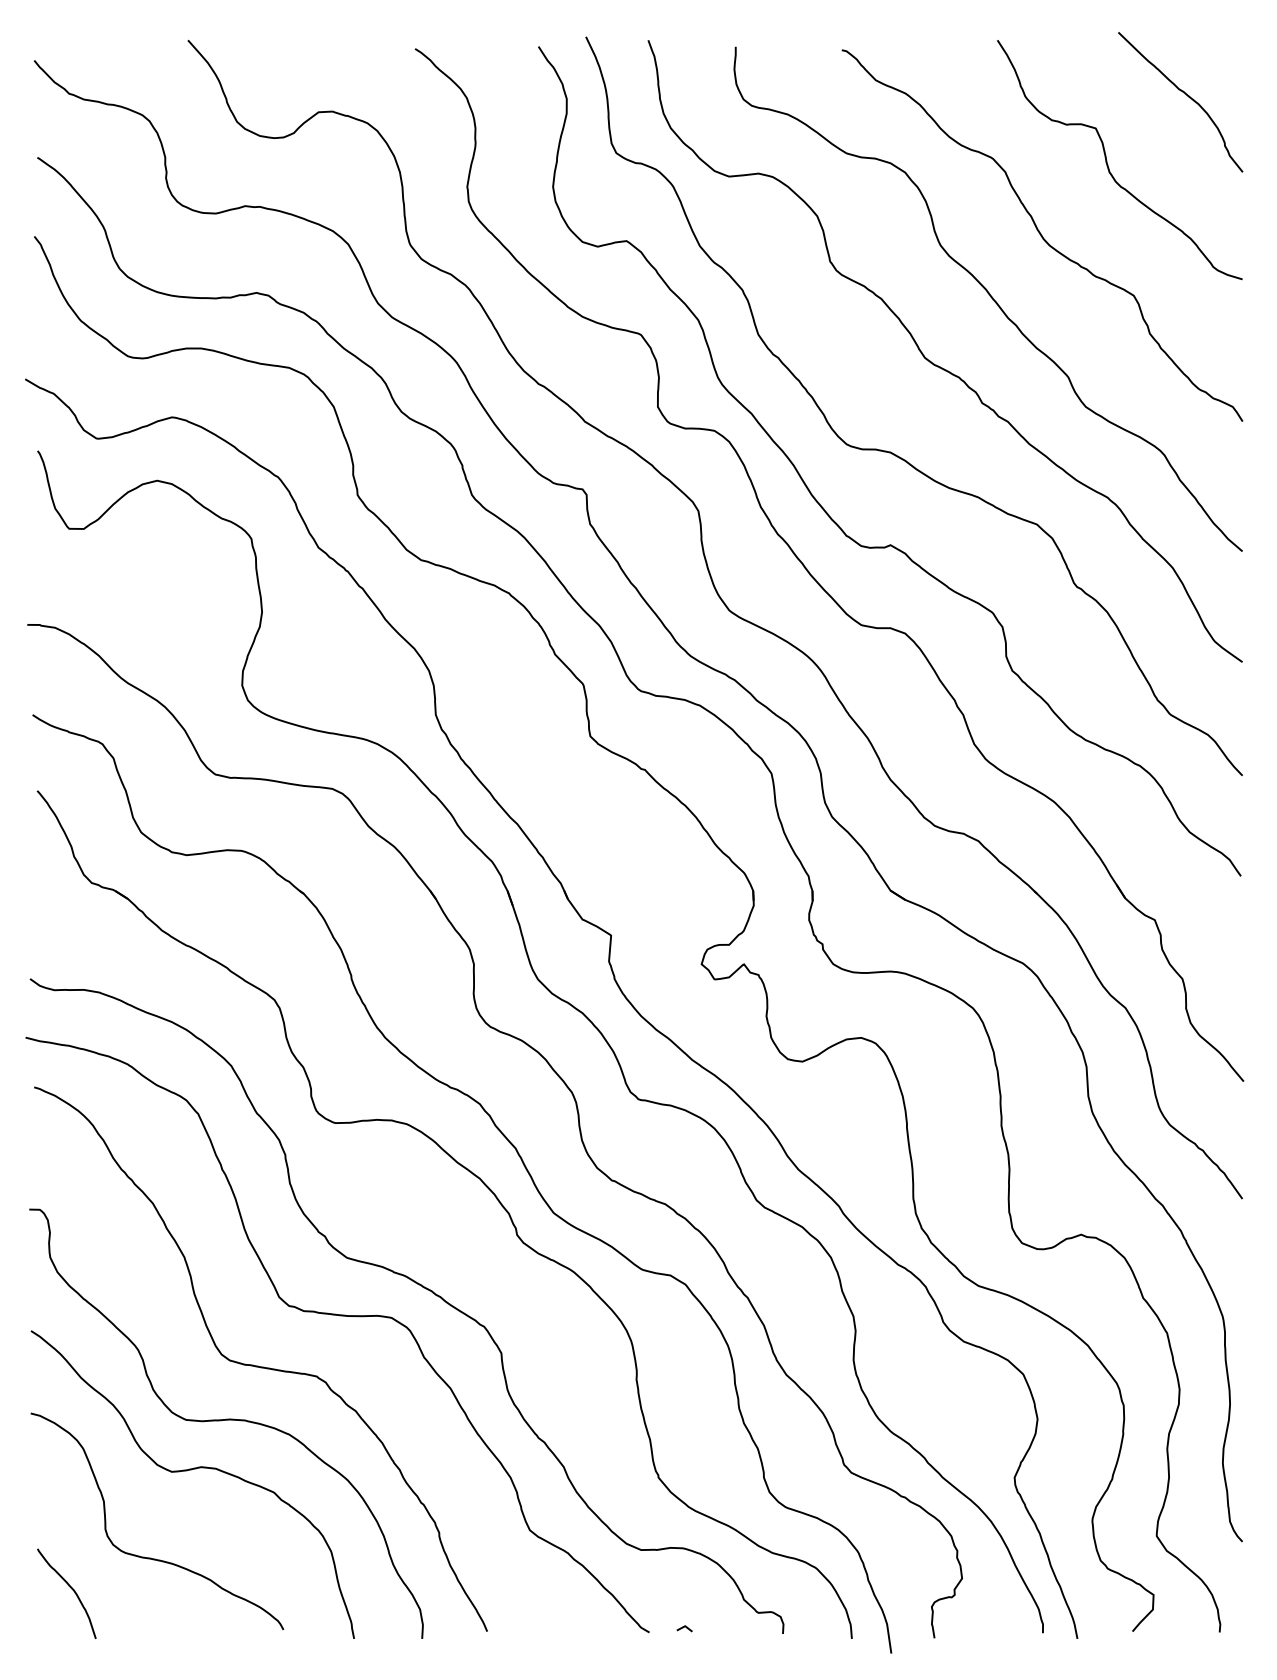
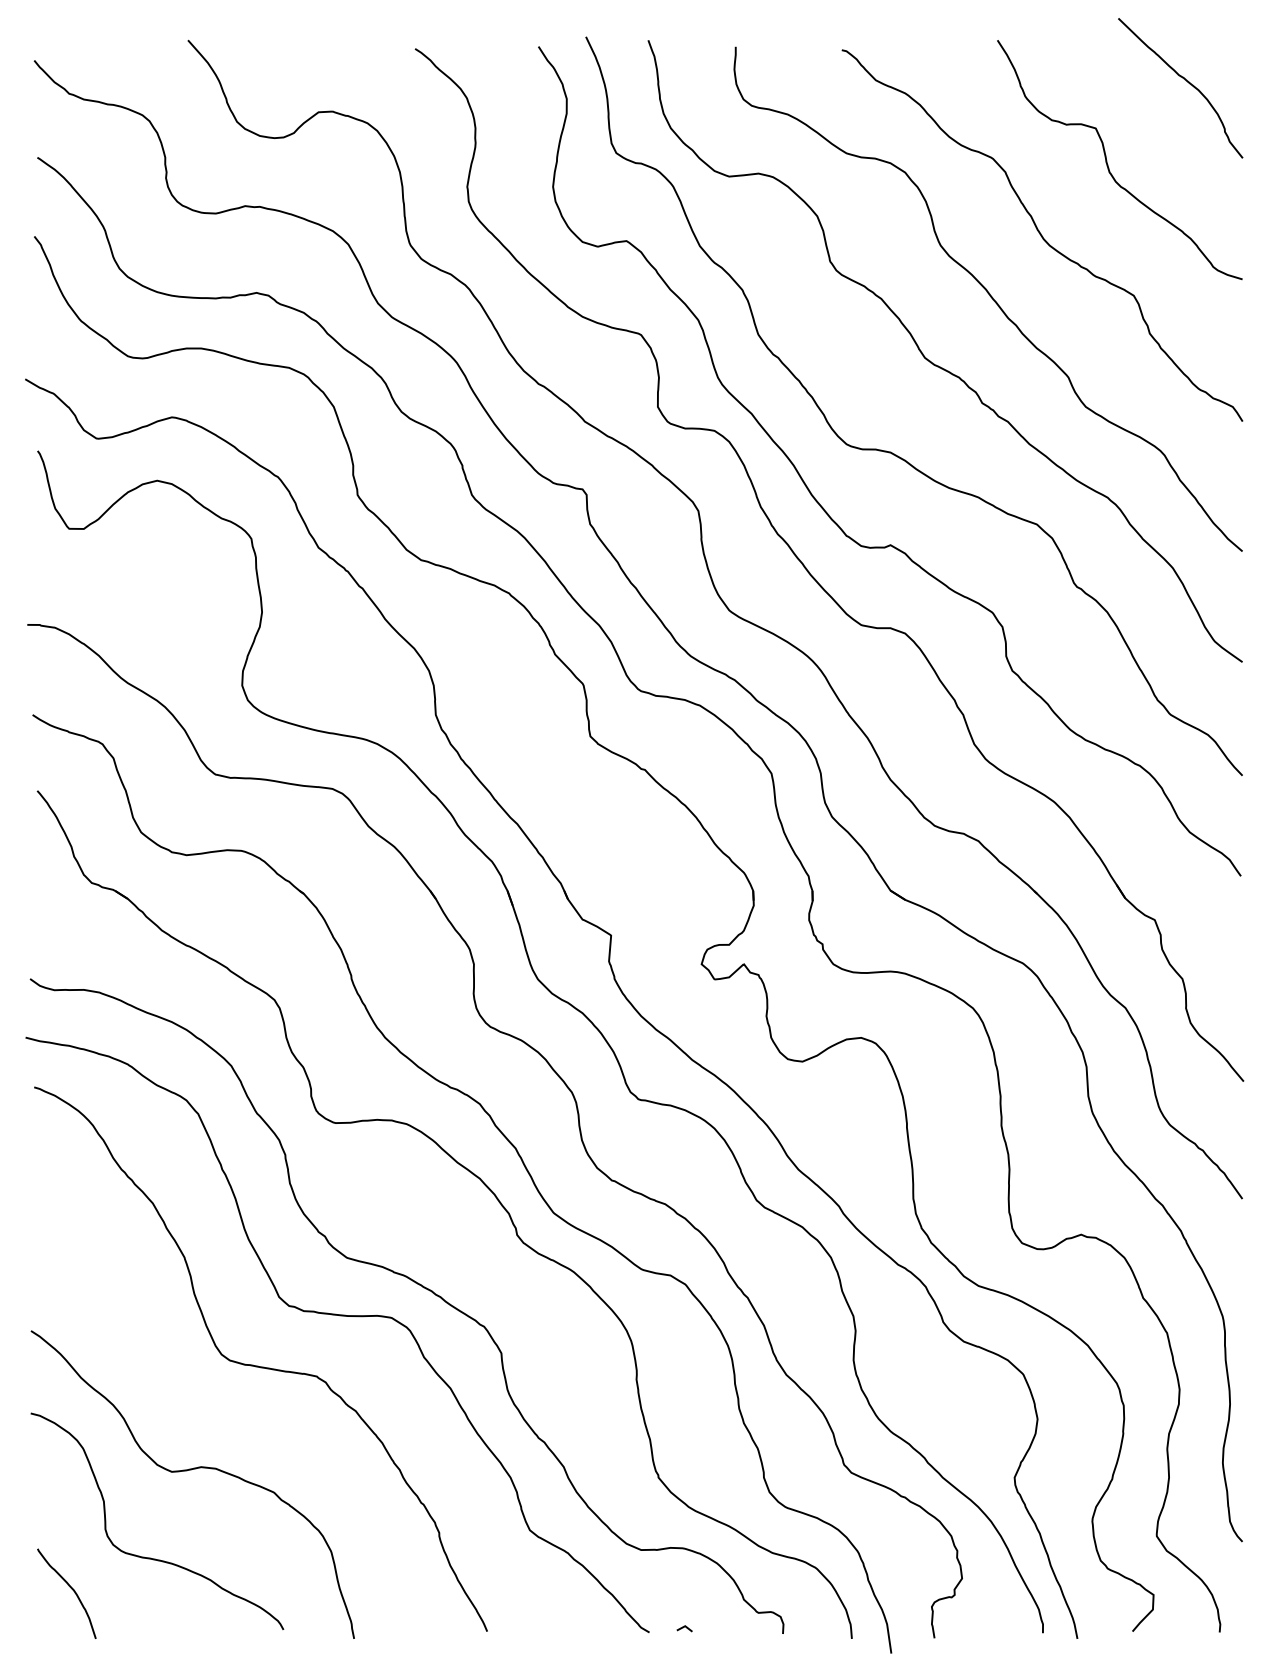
curve position: (1186, 95) -> (1186, 81) (1186, 81)
curve: present -> none (226, 1420)
